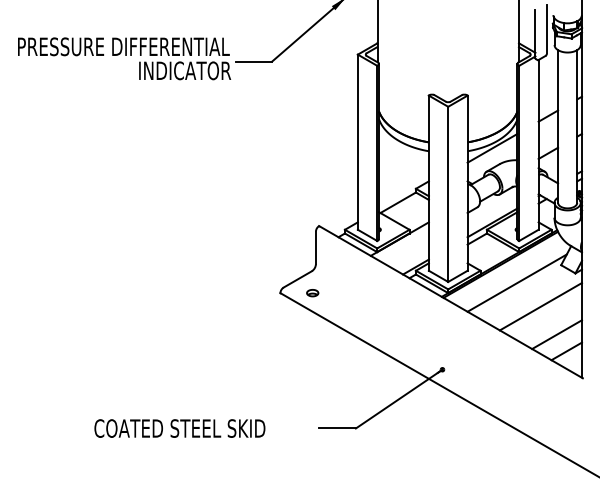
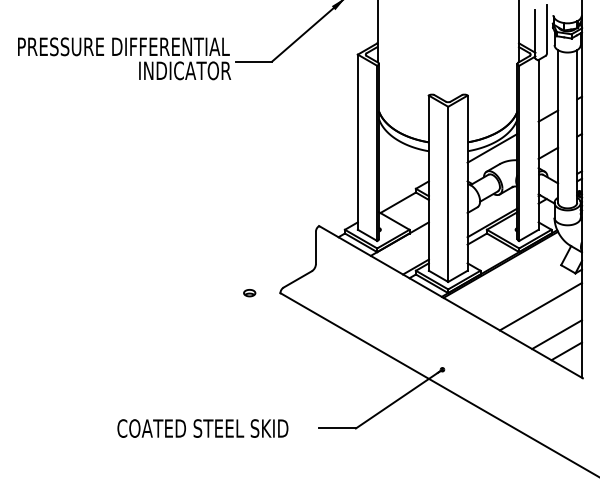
line: present -> none (516, 282)
part position: (312, 293) -> (249, 293) (249, 293)
text position: (179, 428) -> (202, 428) (202, 428)
